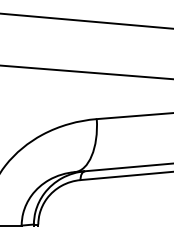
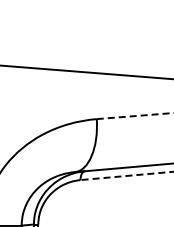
line: present -> none (86, 20)
line: solid -> dashed (135, 116)
line: solid -> dashed (127, 175)
